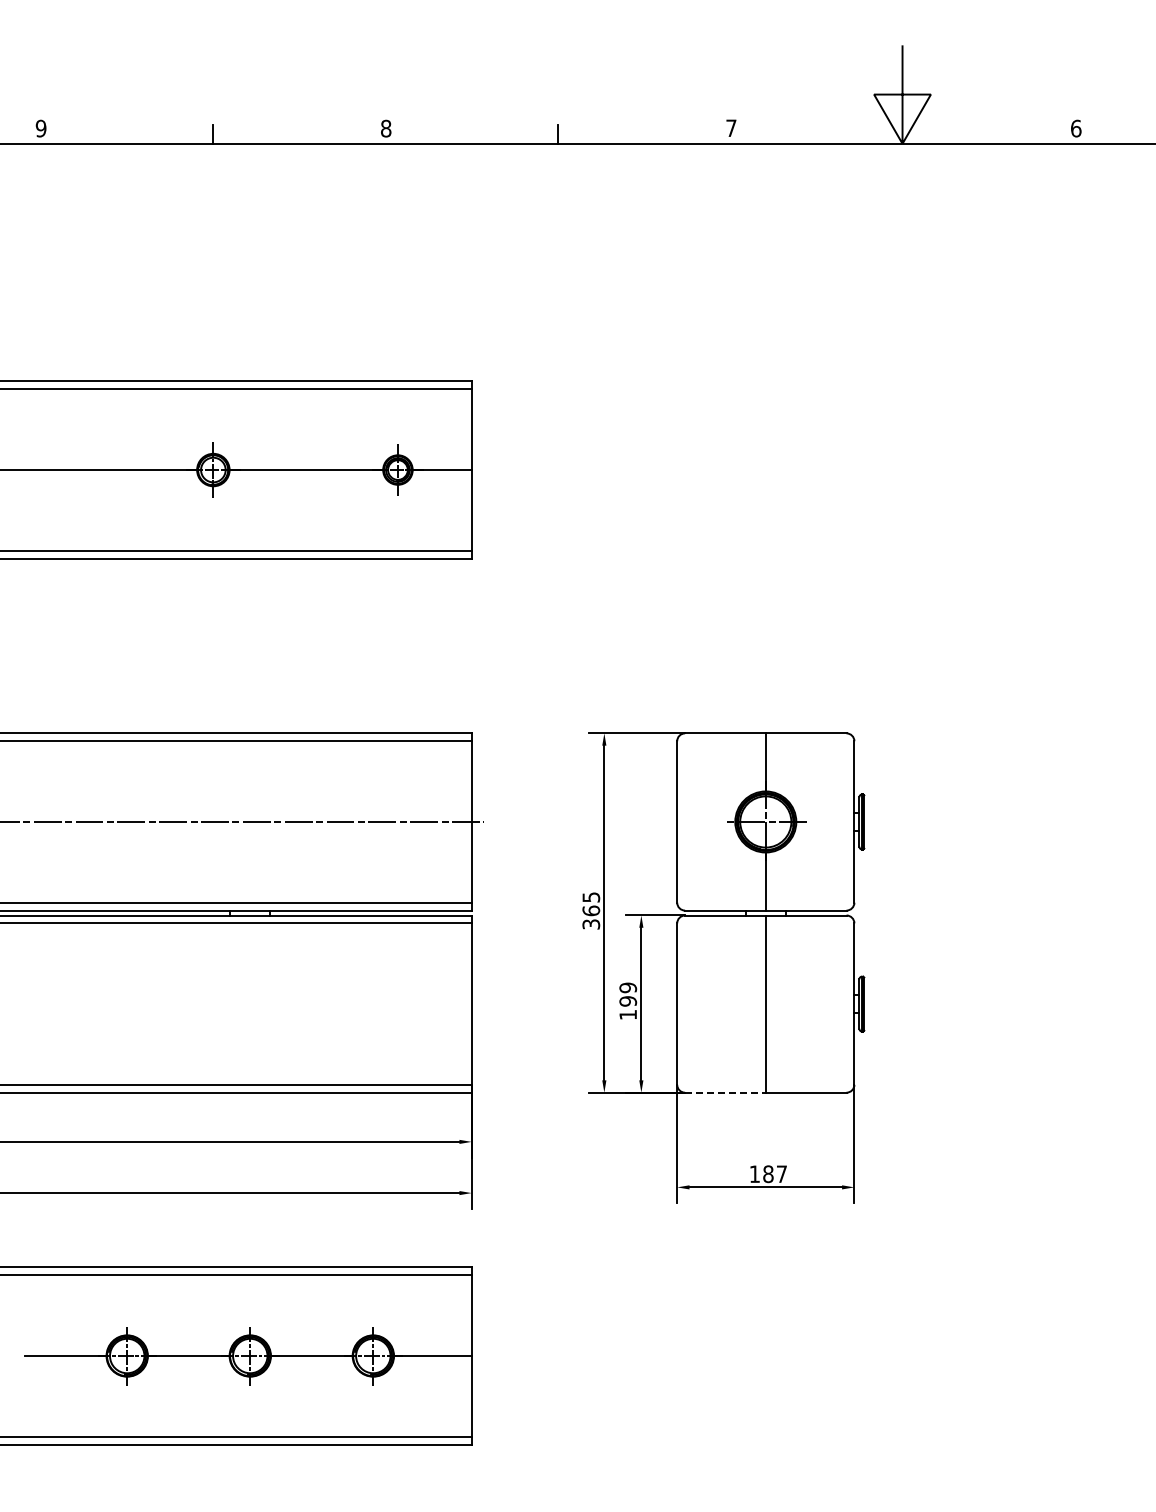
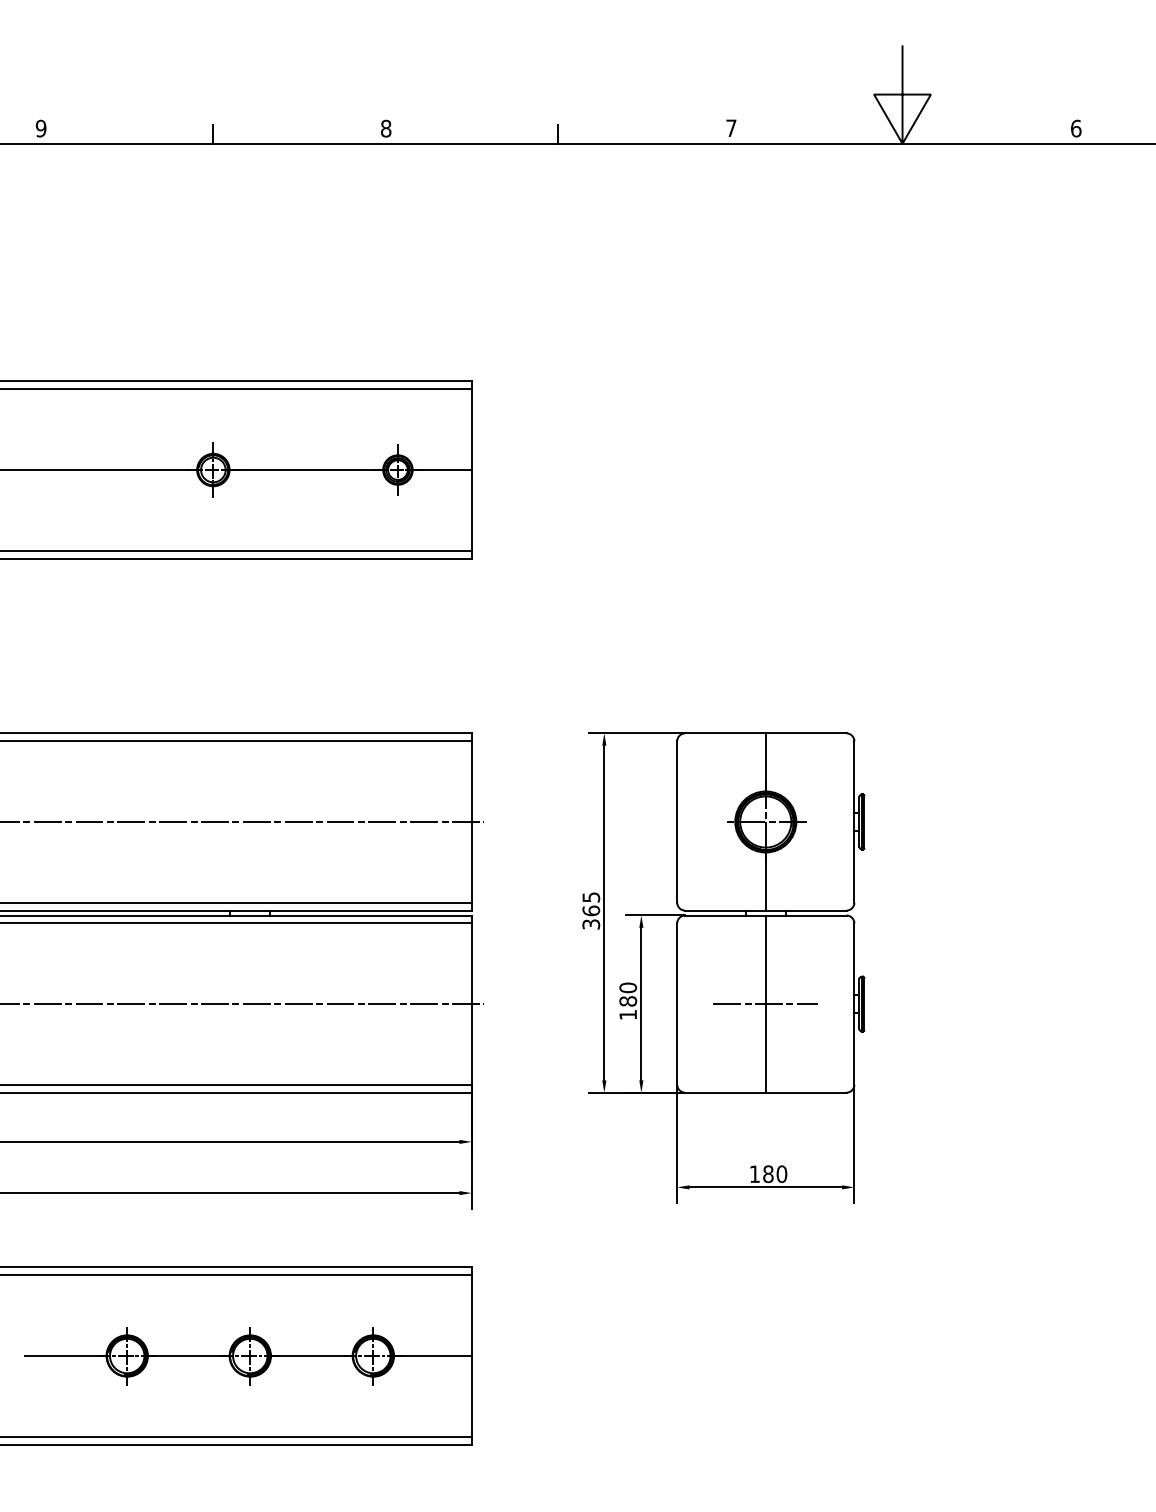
text: 199 -> 180 (628, 994)
line: none -> present (243, 1004)
line: none -> present (765, 1004)
line: dashed -> solid (725, 1092)
text: 187 -> 180 (781, 1174)
